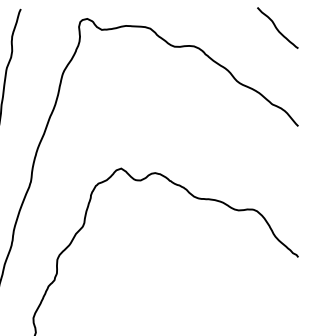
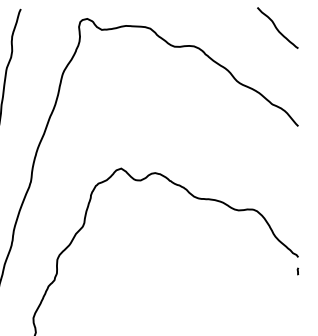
line: none -> present (297, 271)
